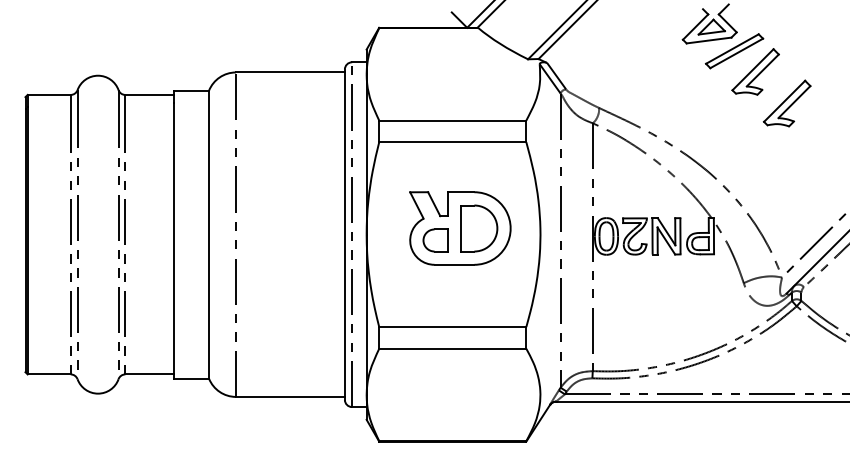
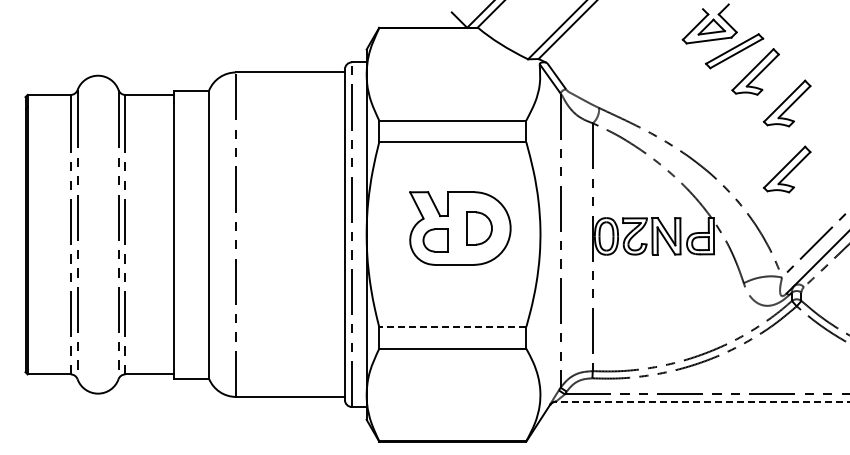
part: none -> present (786, 169)
part size: 39x49 px -> 27x35 px (479, 228)
line: solid -> dashed (452, 327)
line: solid -> dashed (703, 401)
